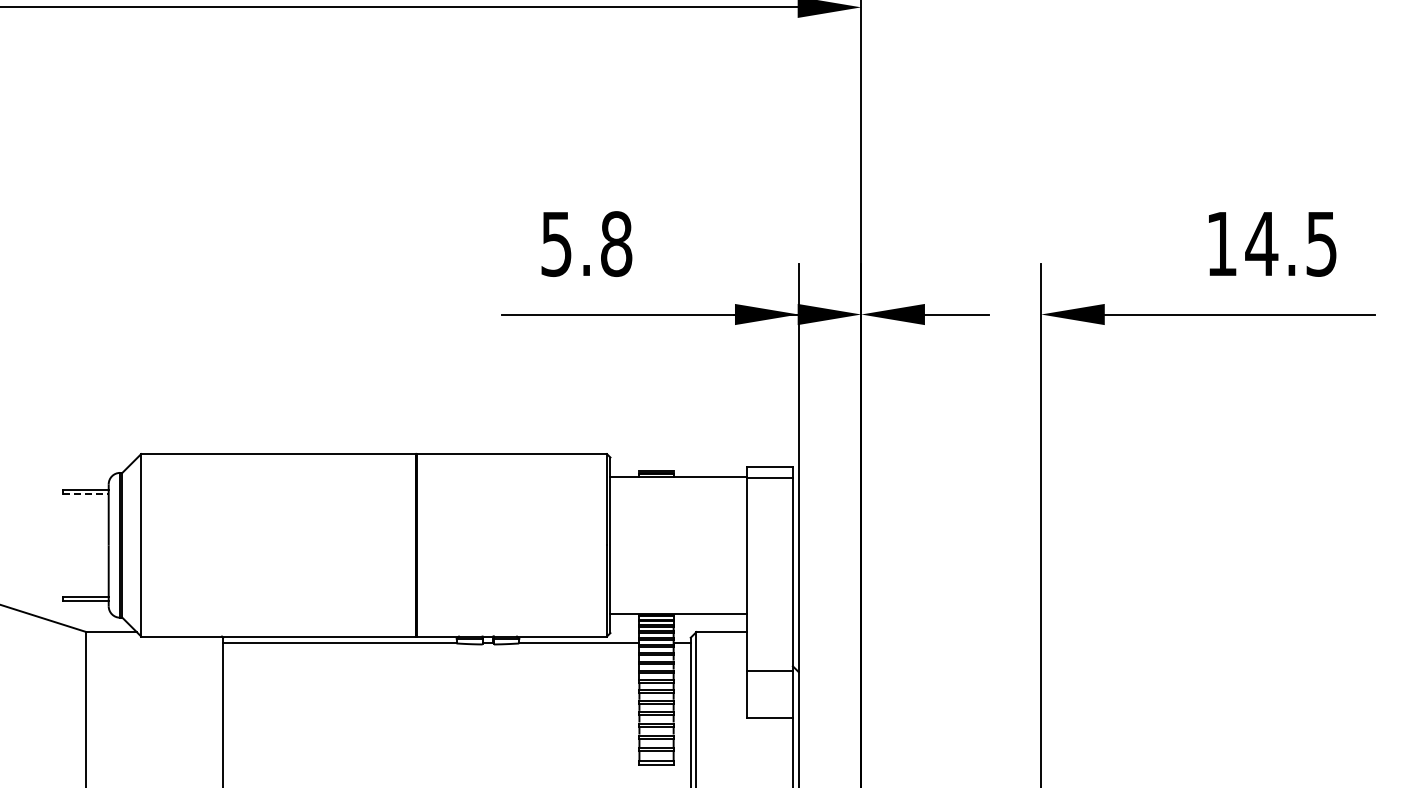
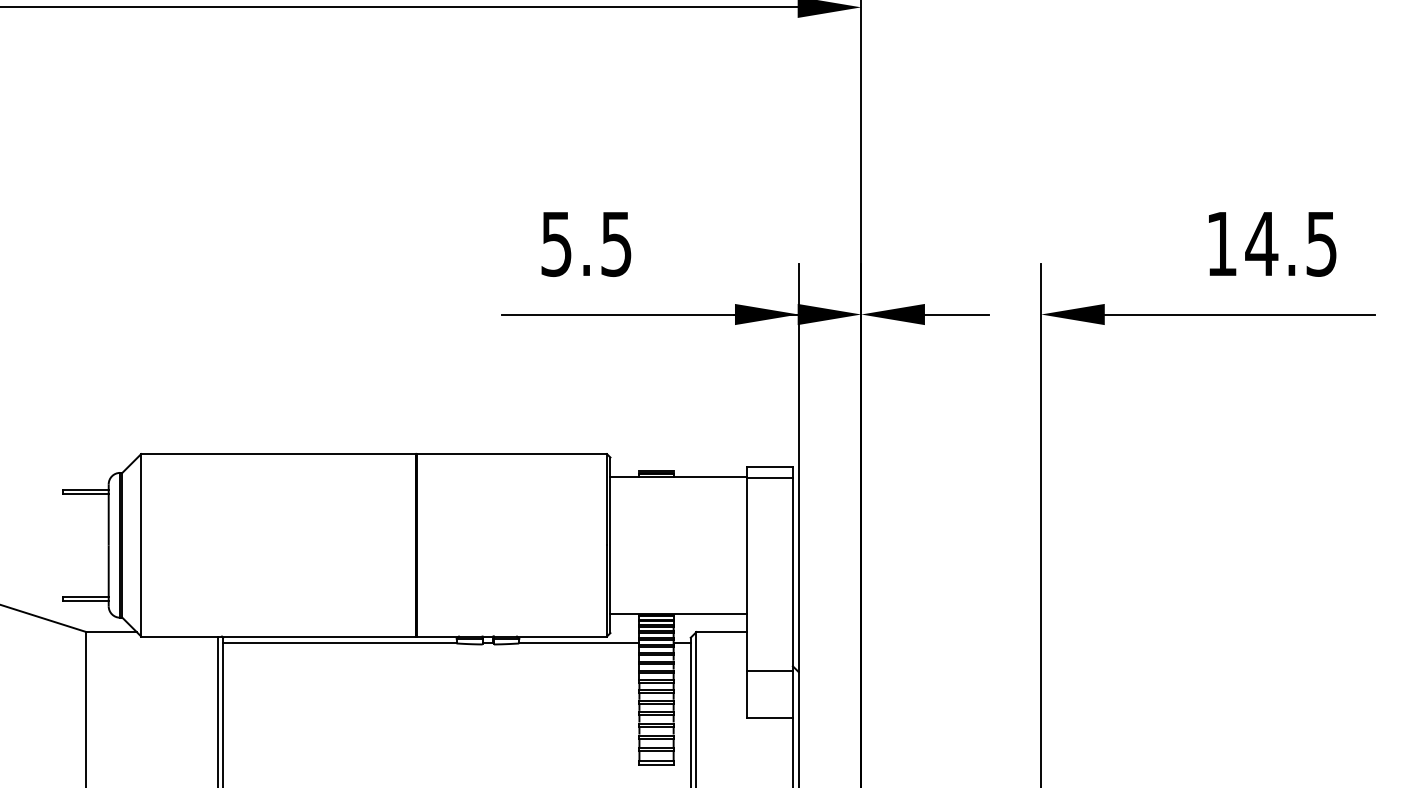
text: 5.8 -> 5.5 (616, 244)
line: dashed -> solid (85, 494)
line: none -> present (217, 710)
